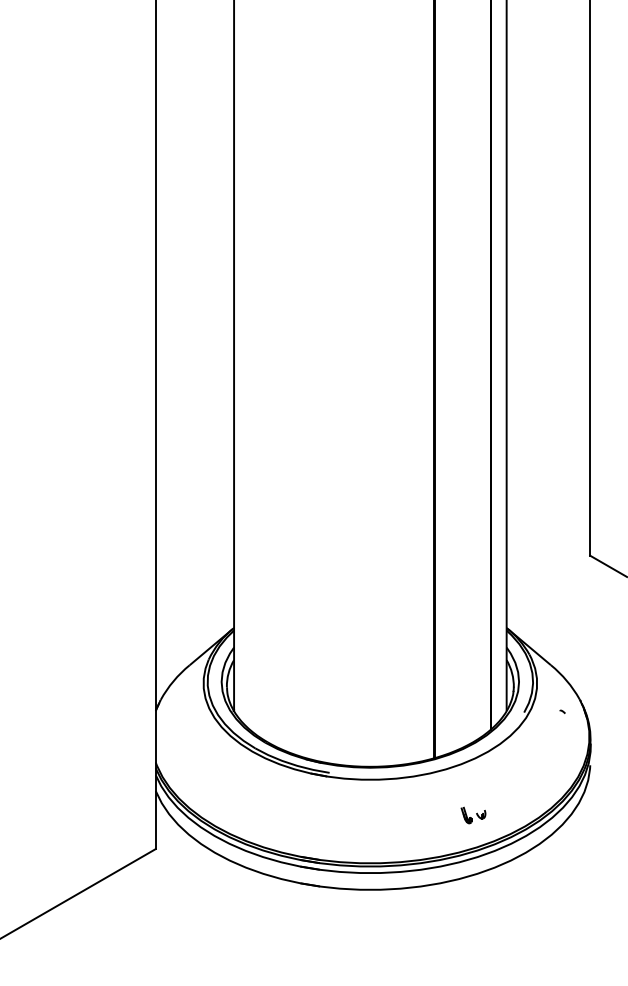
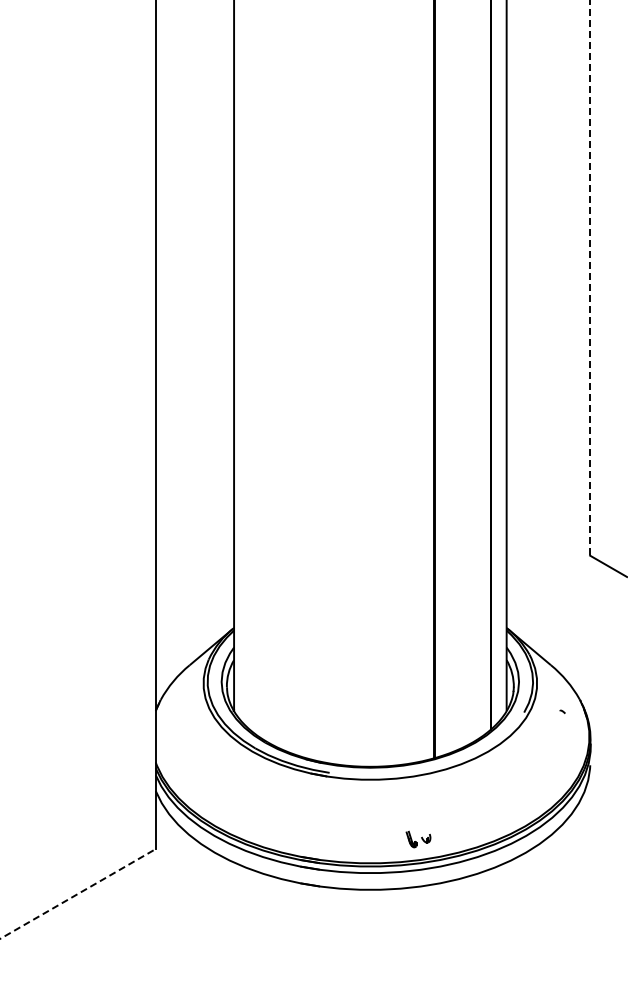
line: solid -> dashed (590, 278)
part position: (473, 815) -> (418, 839) (418, 839)
line: solid -> dashed (77, 894)
